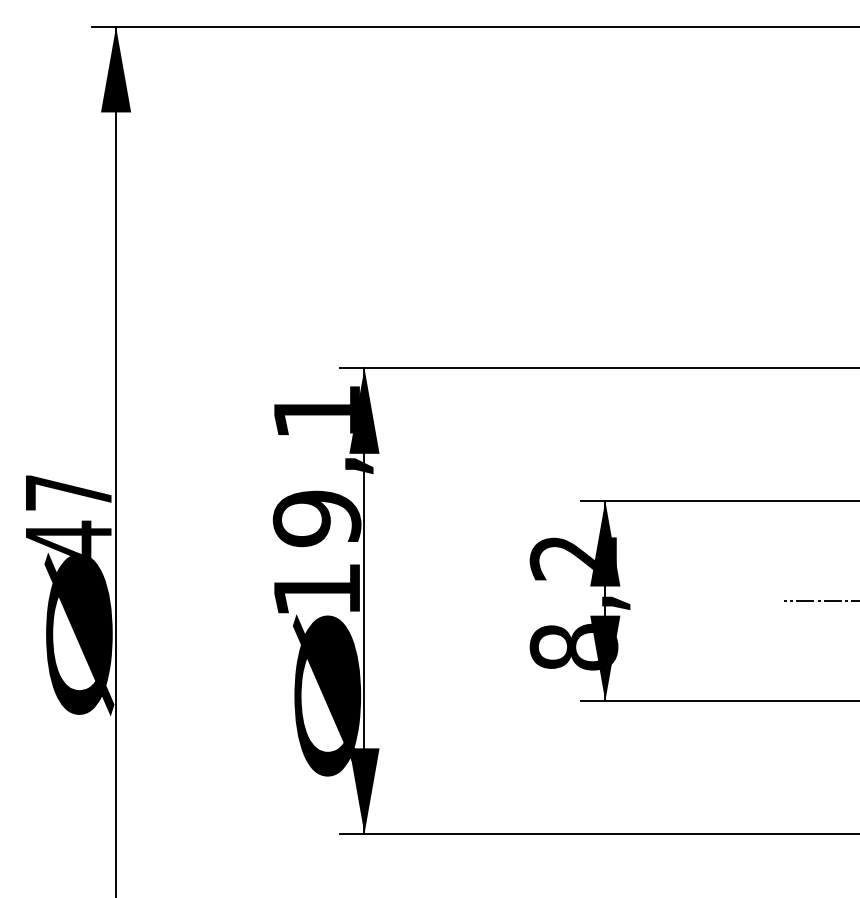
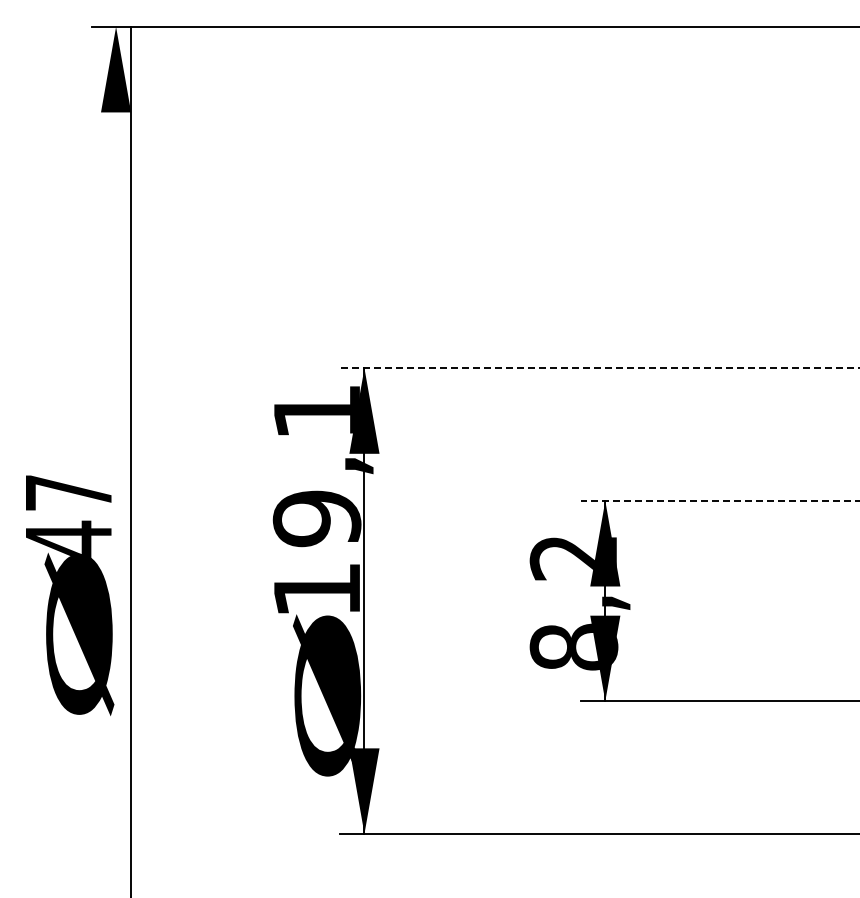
line: solid -> dashed (599, 368)
line position: (116, 460) -> (131, 460) (131, 460)
line: solid -> dashed (719, 500)
line: present -> none (819, 601)
